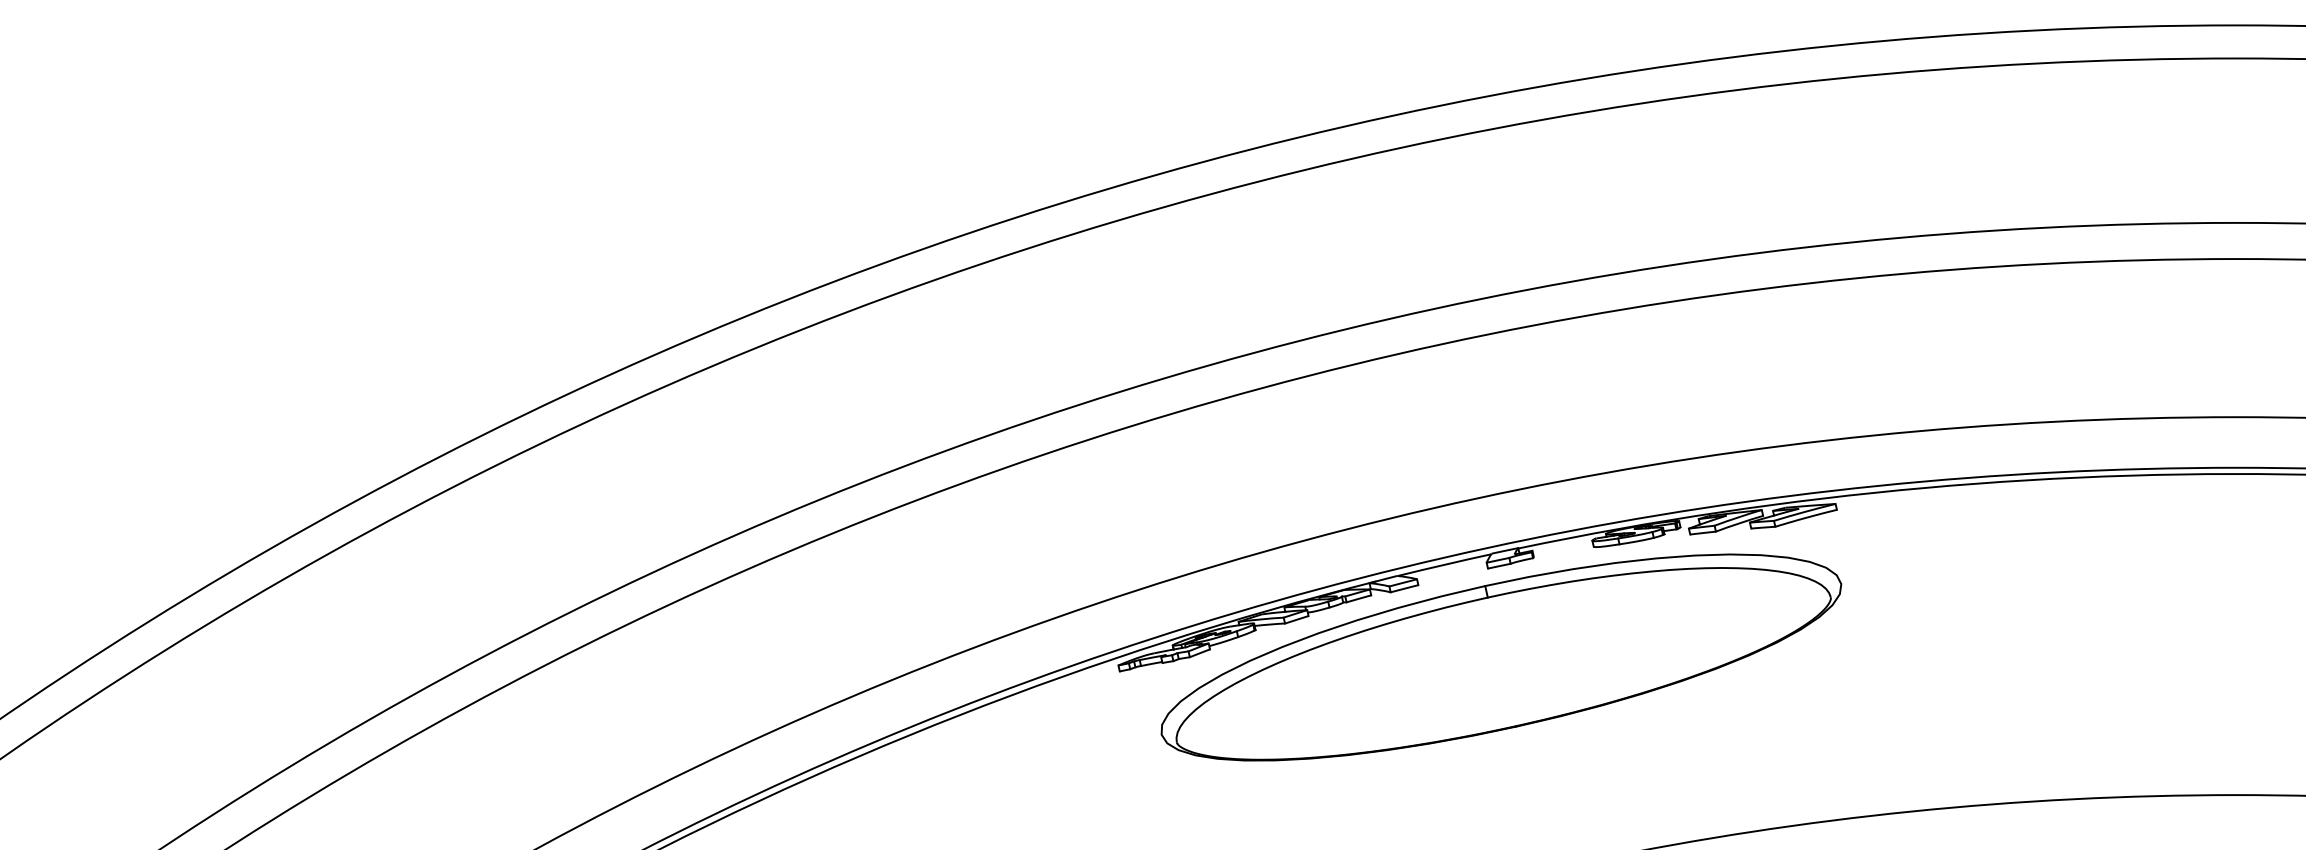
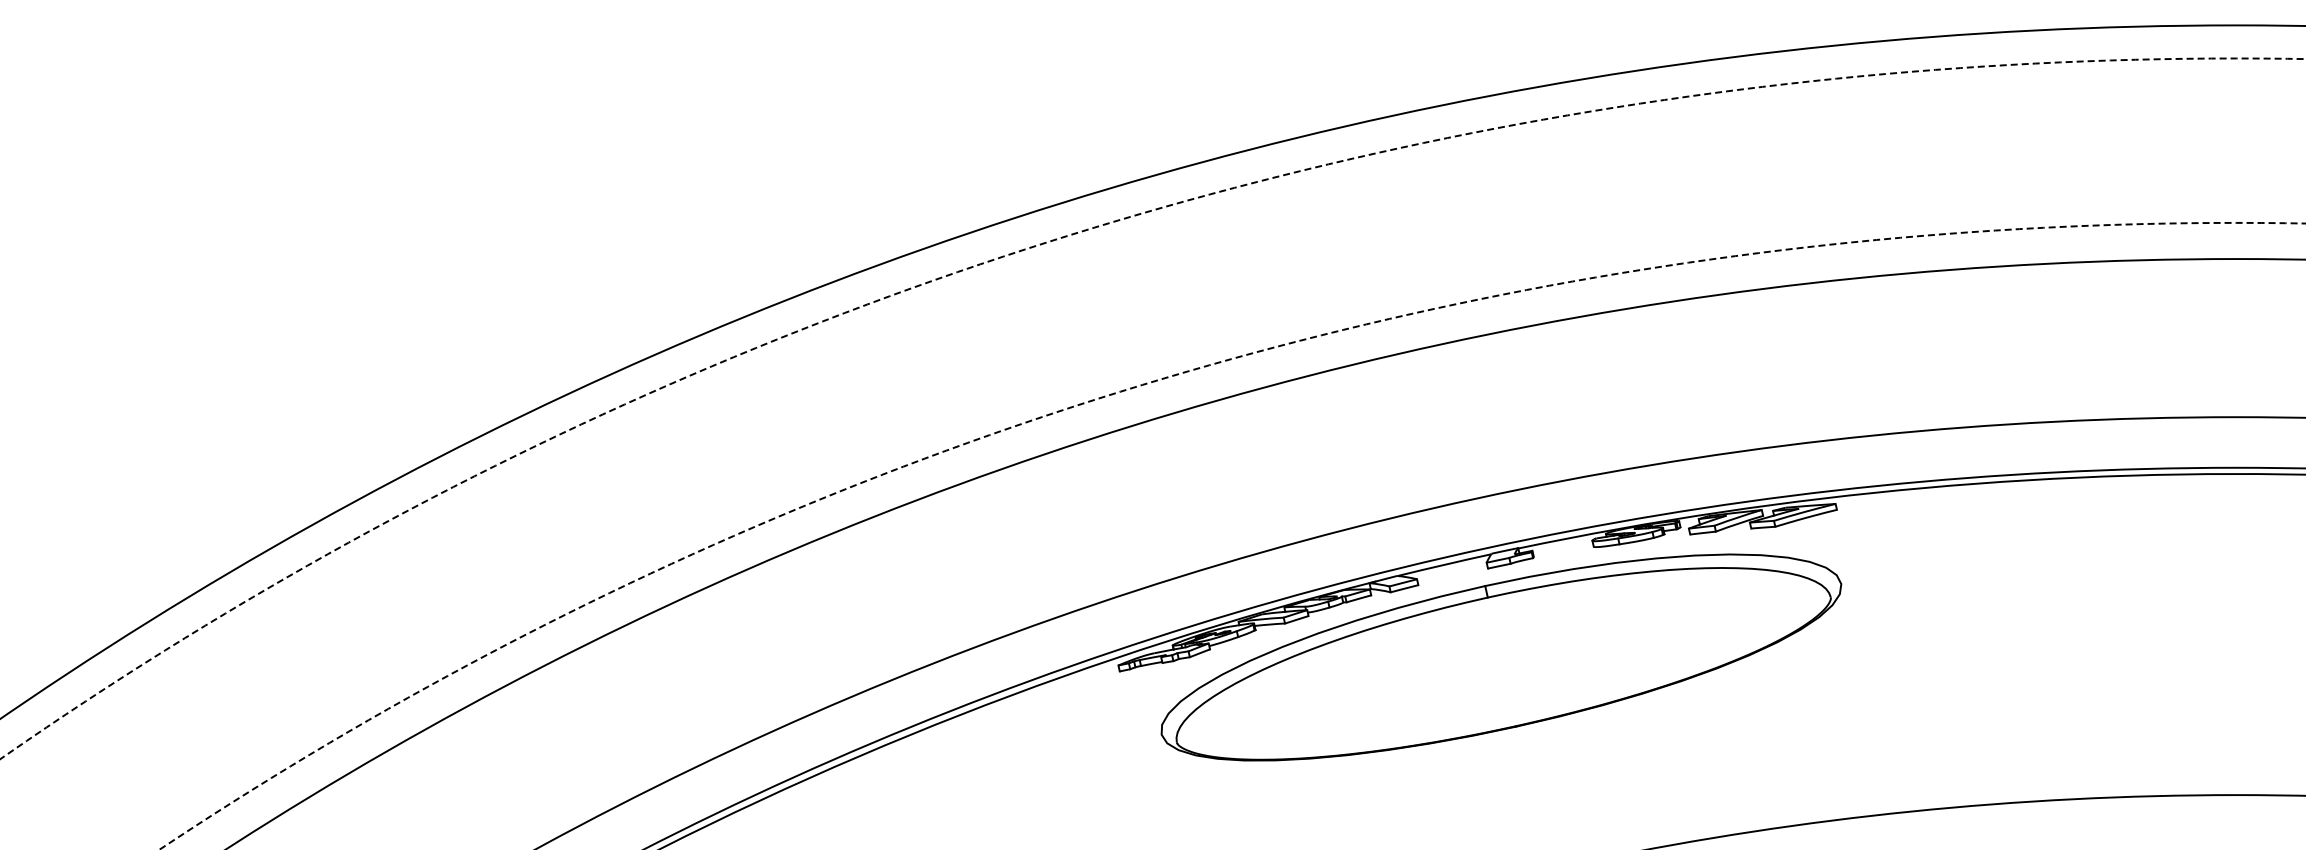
circle: solid -> dashed (1152, 408)
circle: solid -> dashed (1232, 535)
